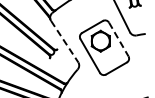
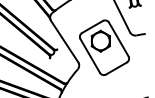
line: dashed -> solid (119, 39)
line: dashed -> solid (64, 41)
